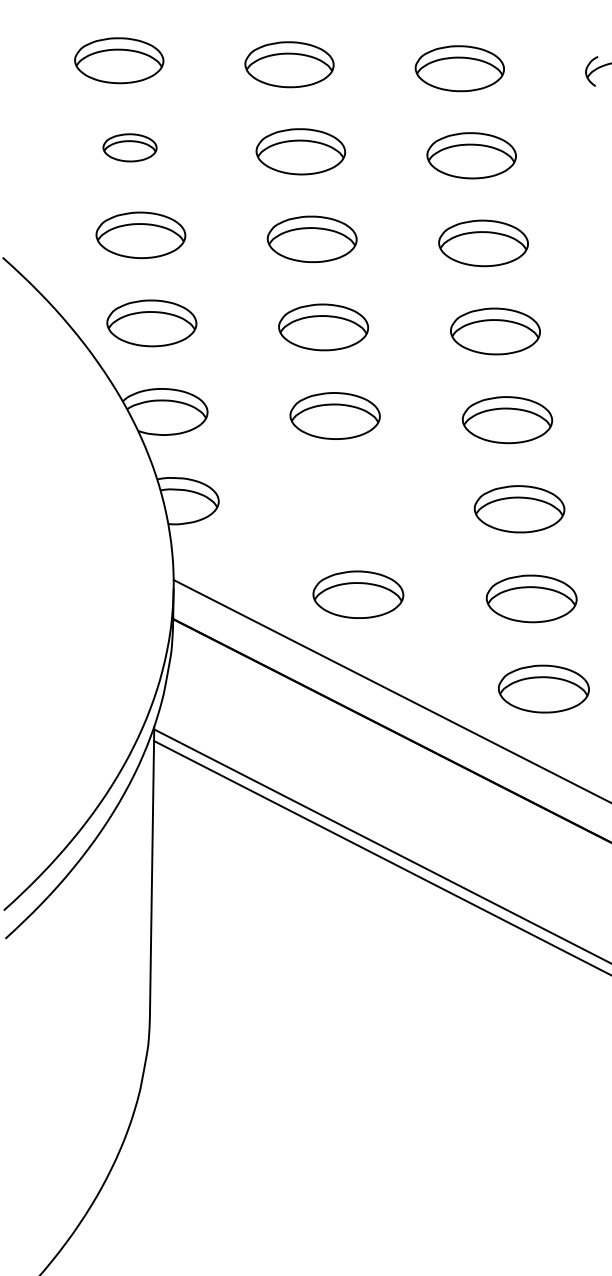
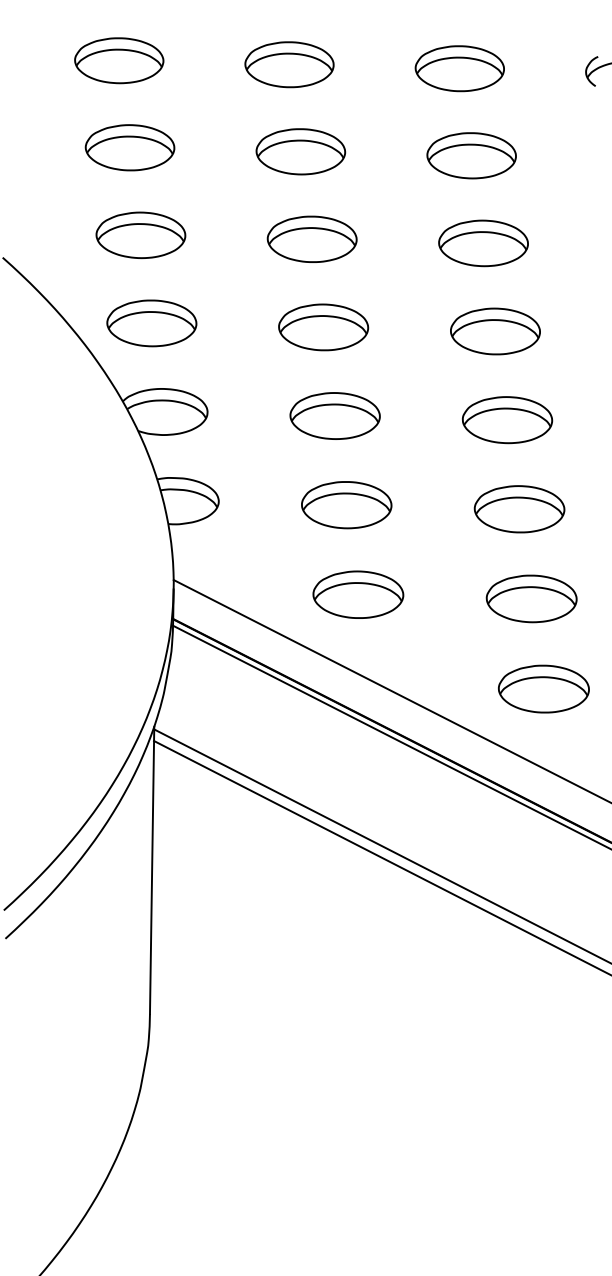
part size: 56x30 px -> 92x48 px (129, 147)
part: none -> present (346, 505)
line: none -> present (390, 736)
